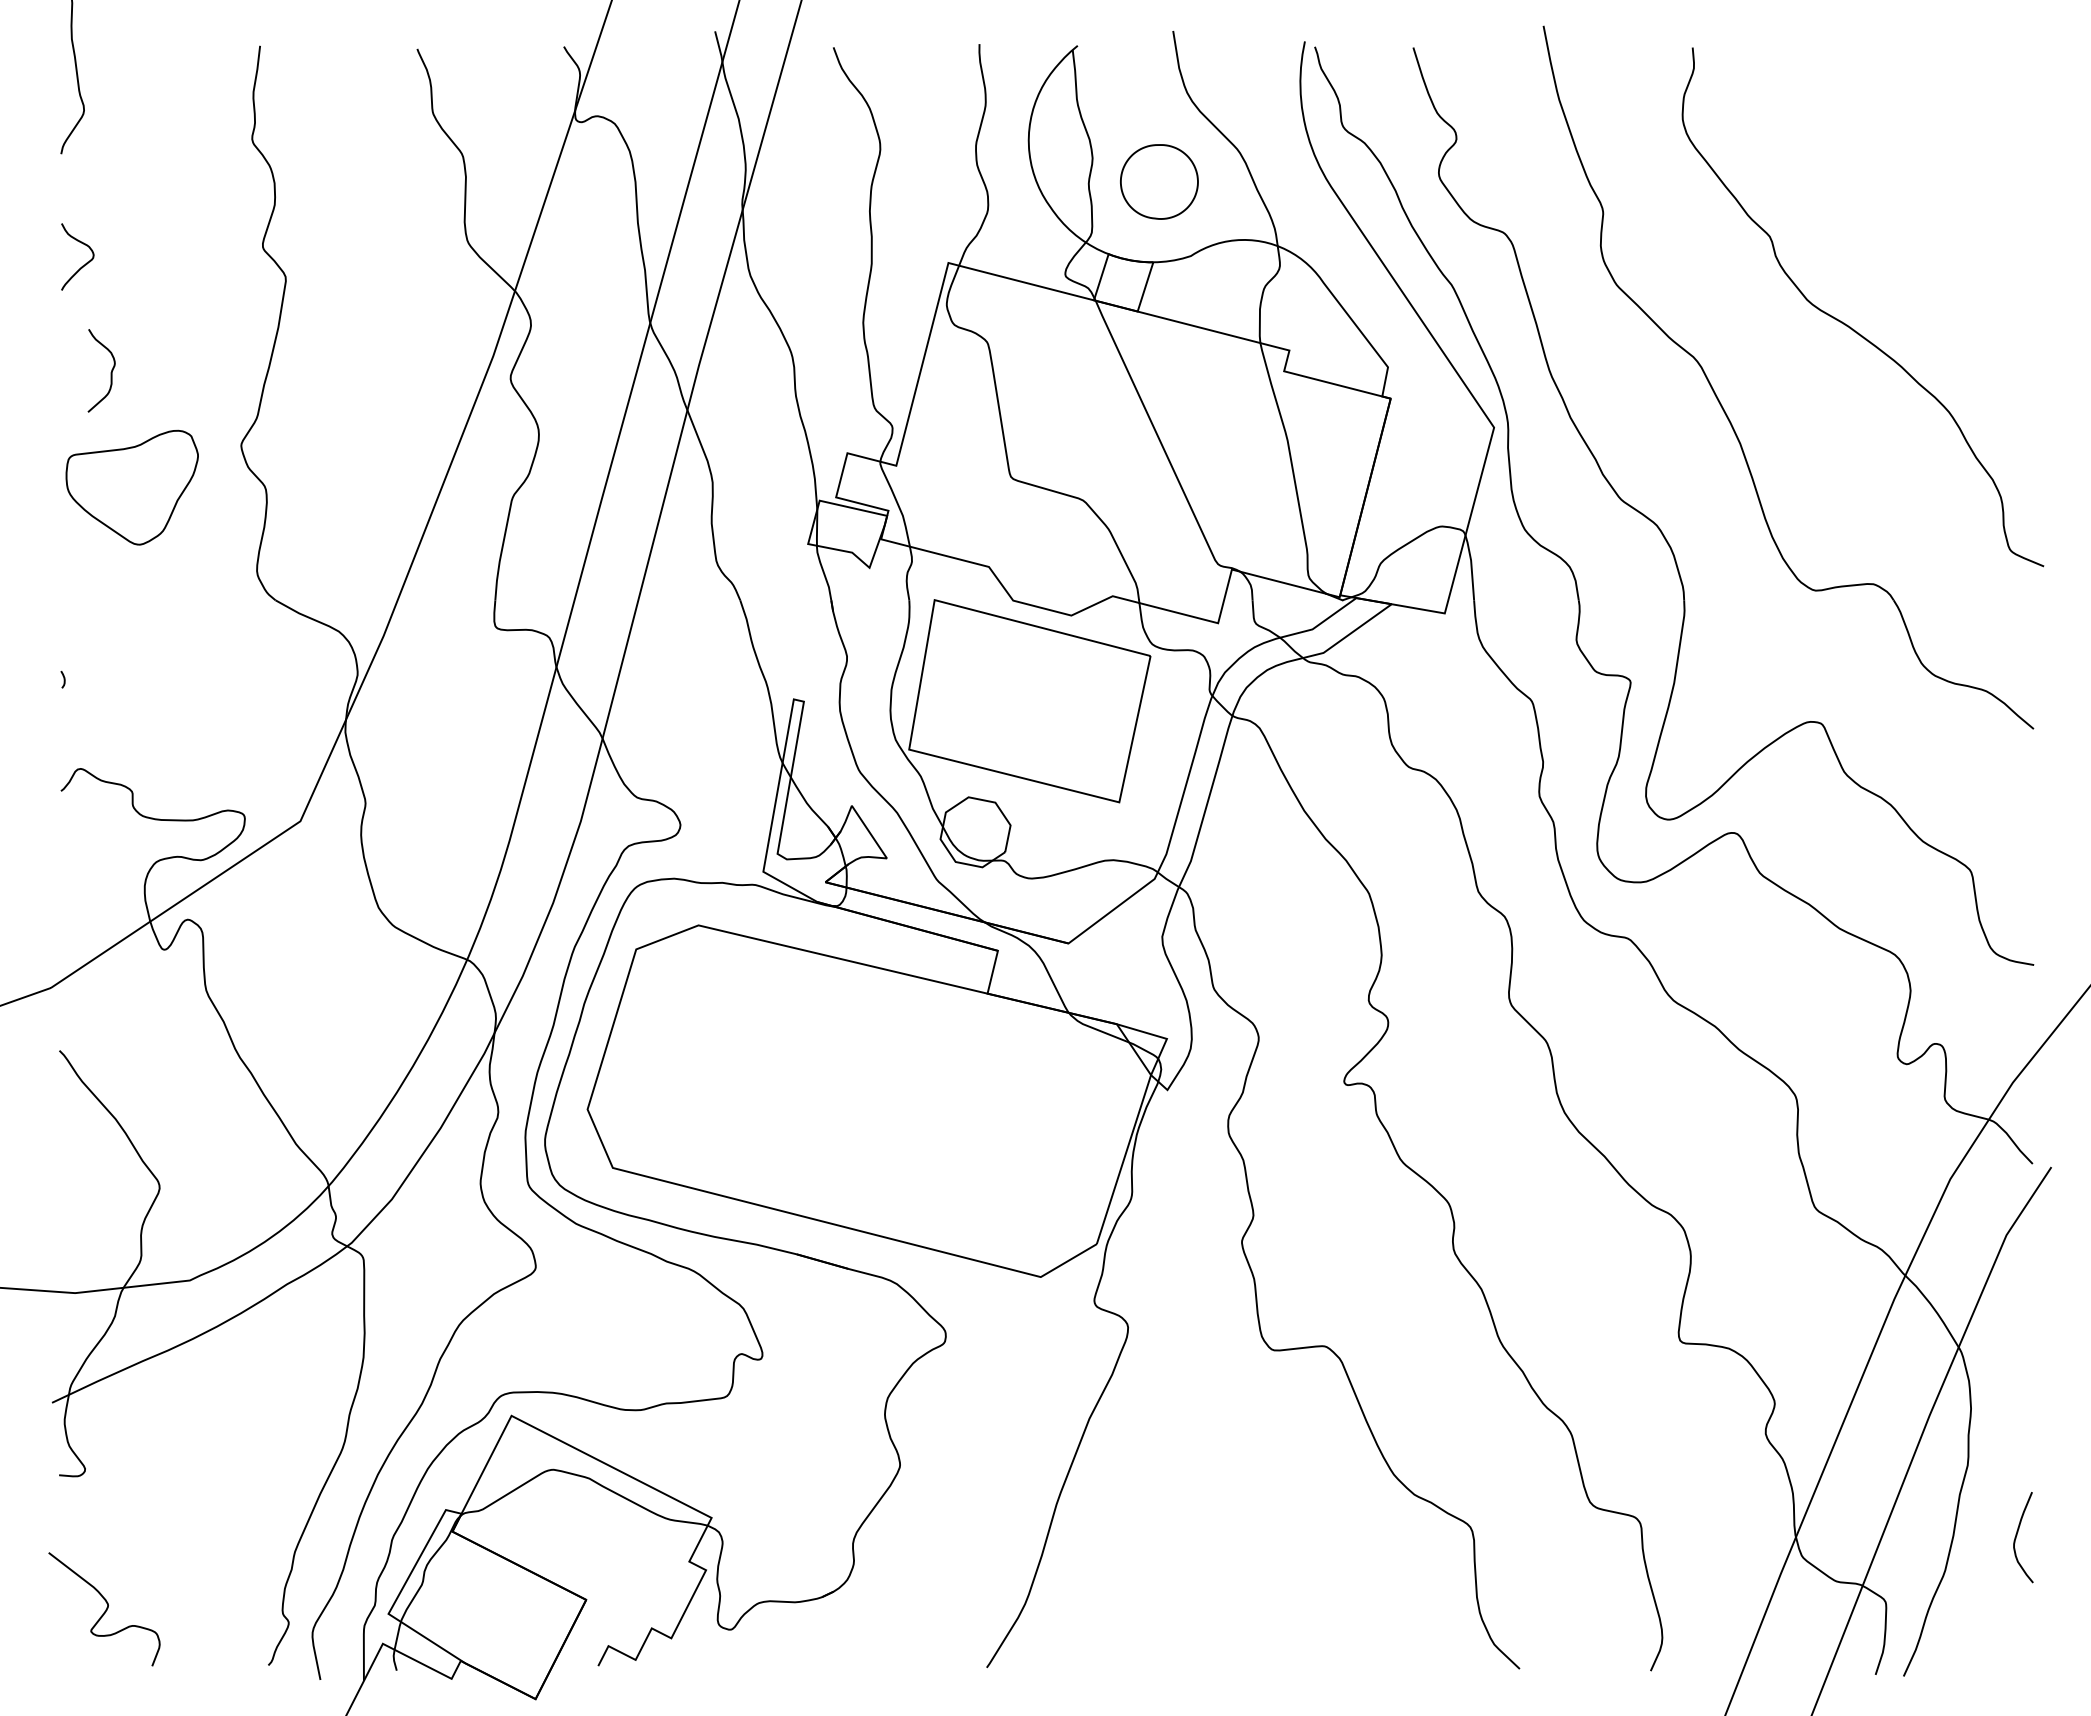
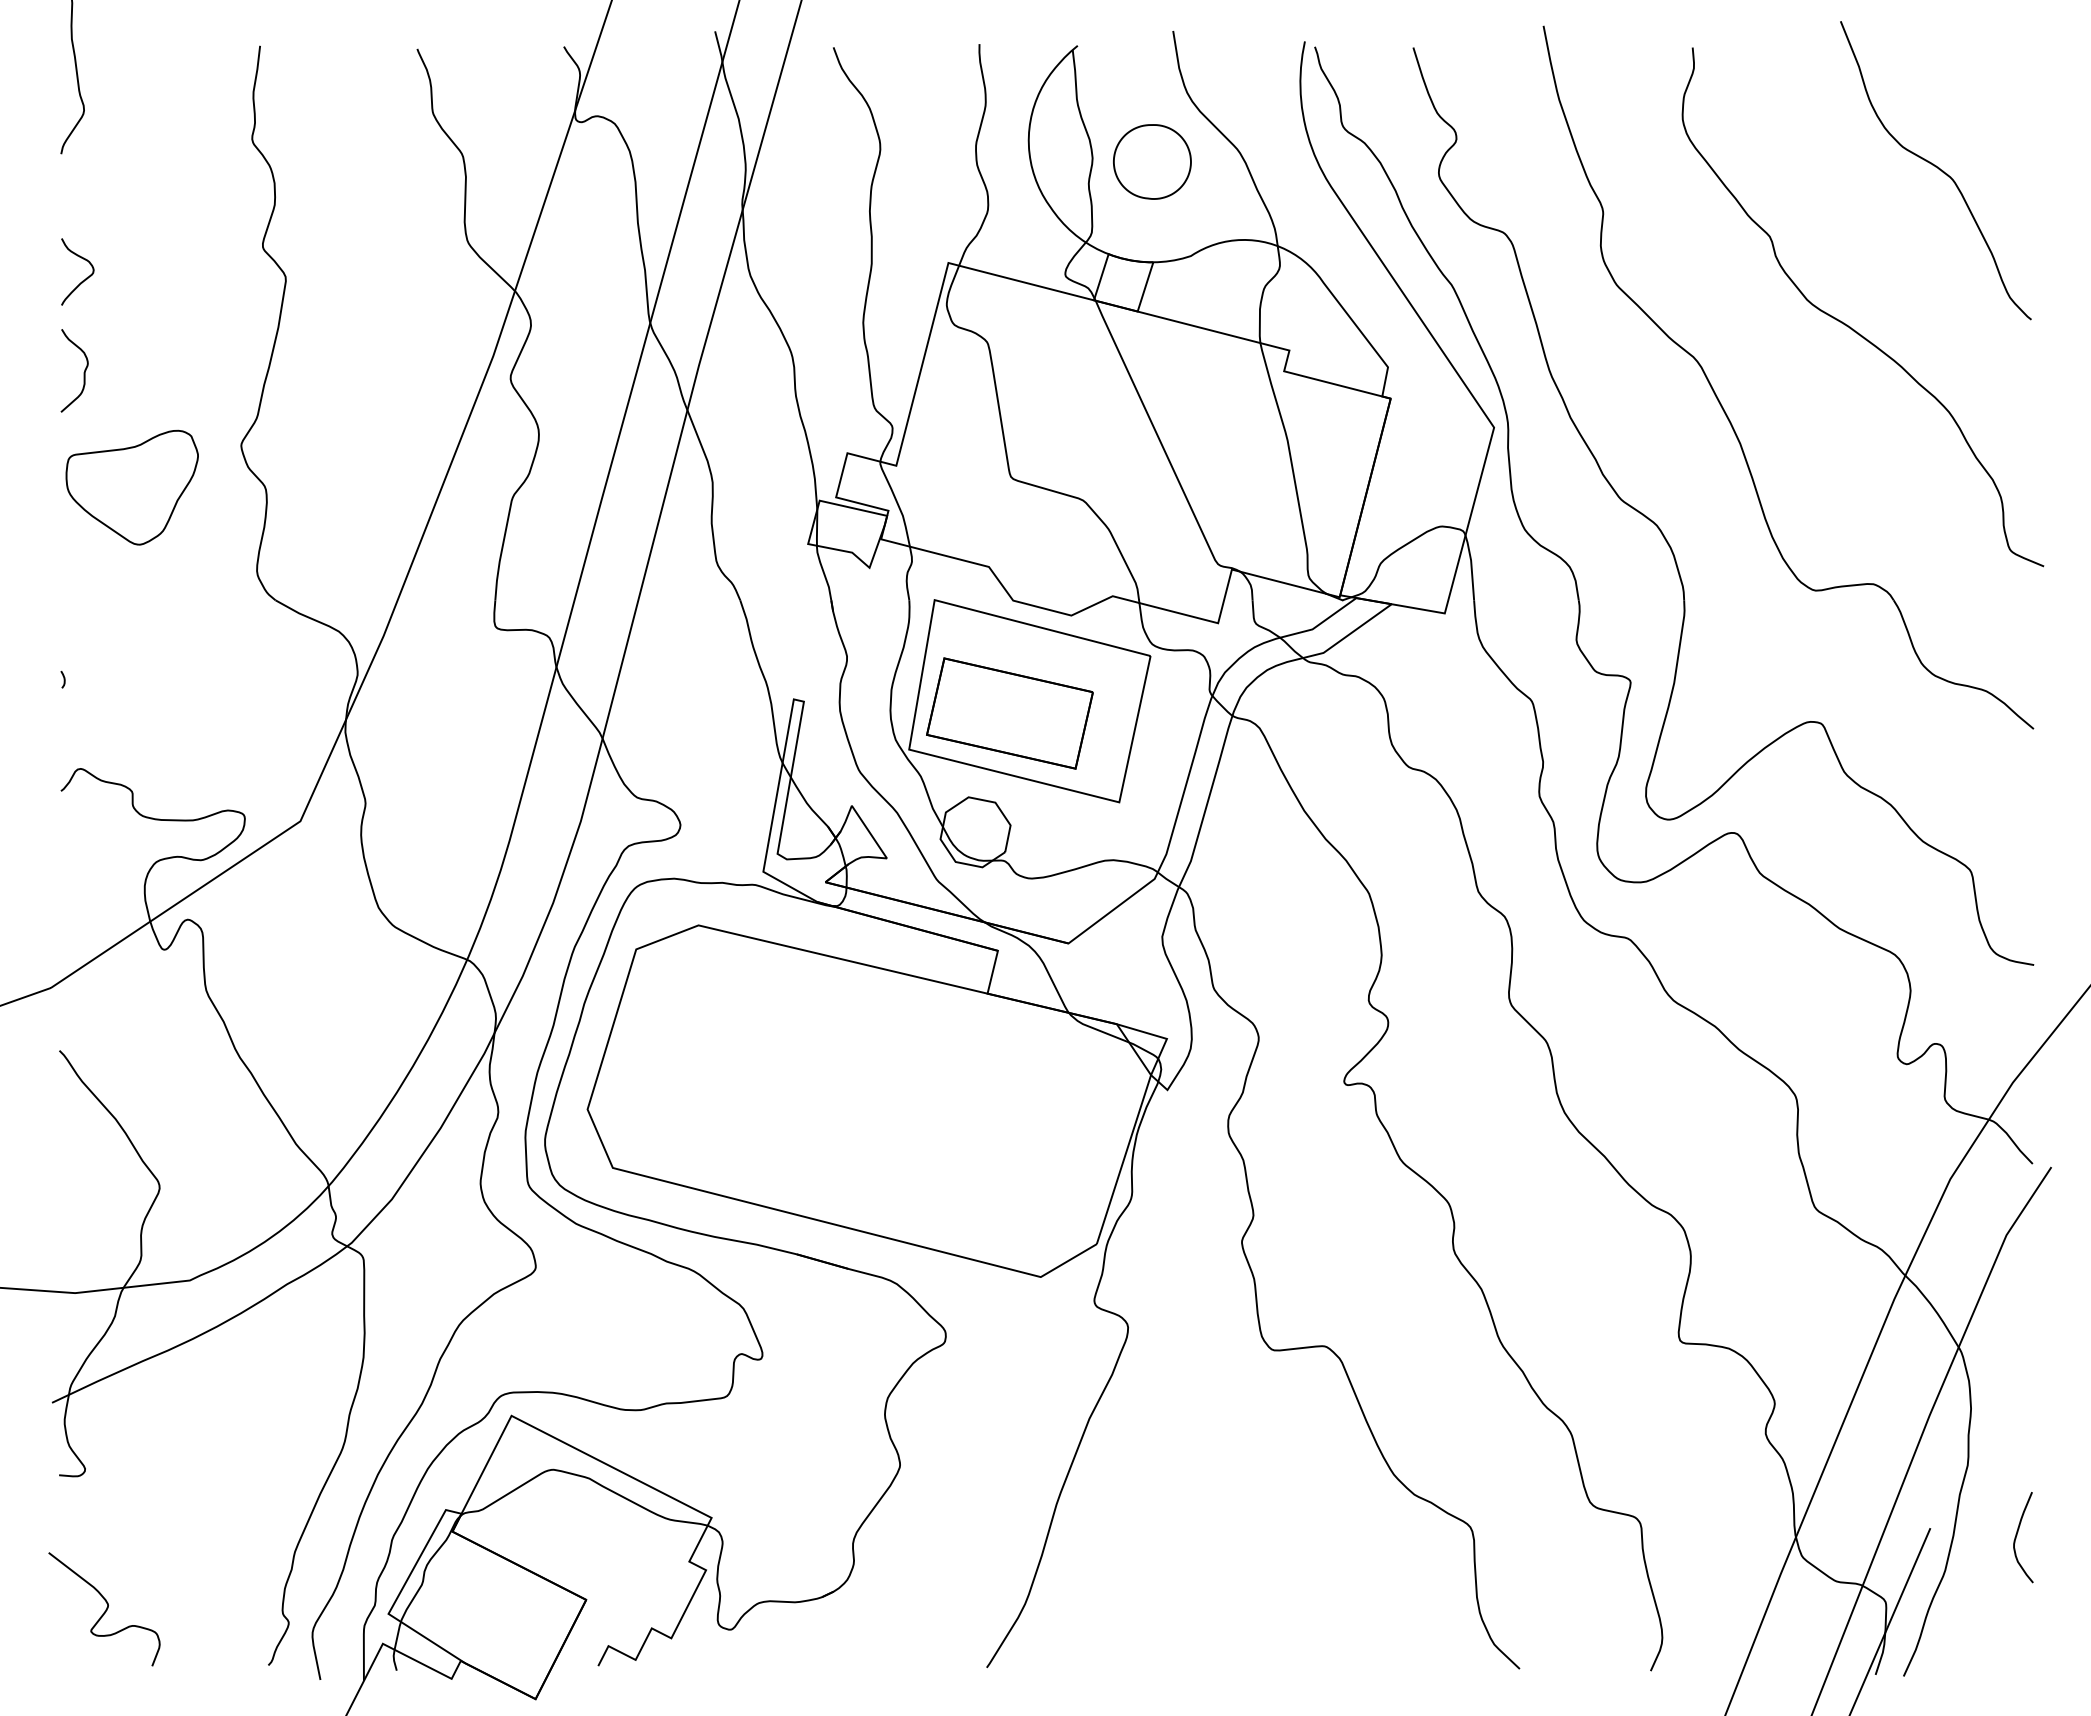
curve: none -> present (1937, 168)
part position: (1159, 181) -> (1152, 161) (1152, 161)
curve position: (82, 265) -> (82, 280) (82, 280)
curve position: (110, 372) -> (83, 372) (83, 372)
part: none -> present (1009, 713)
line: none -> present (1890, 1620)
